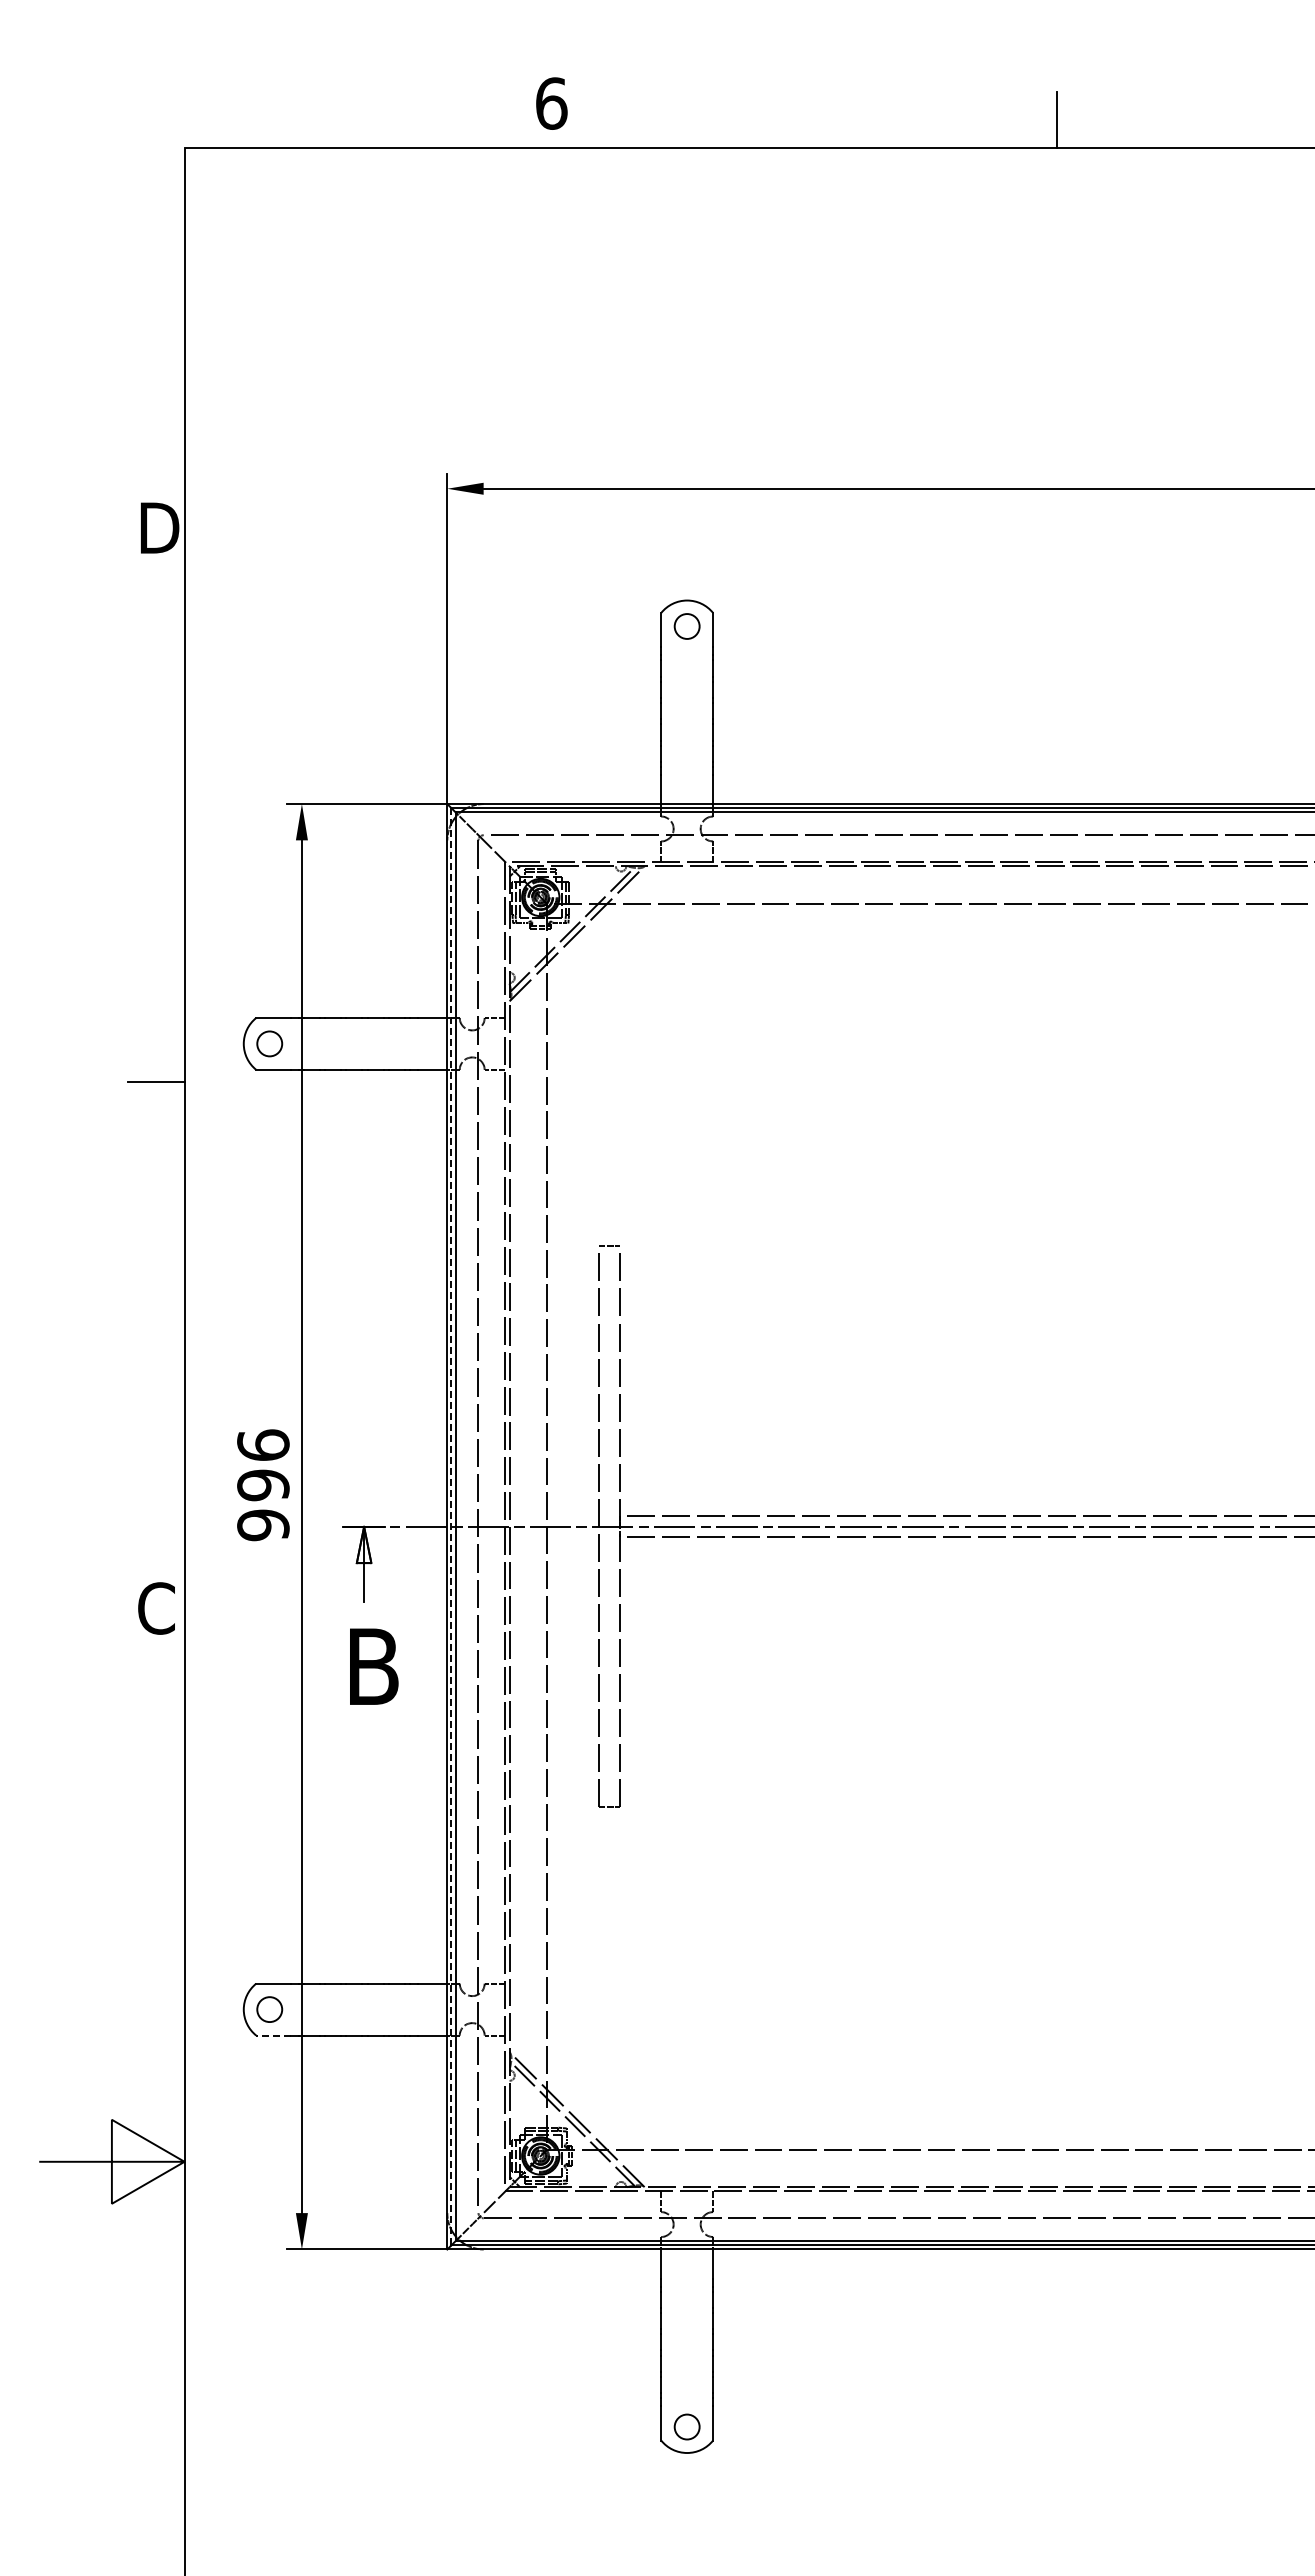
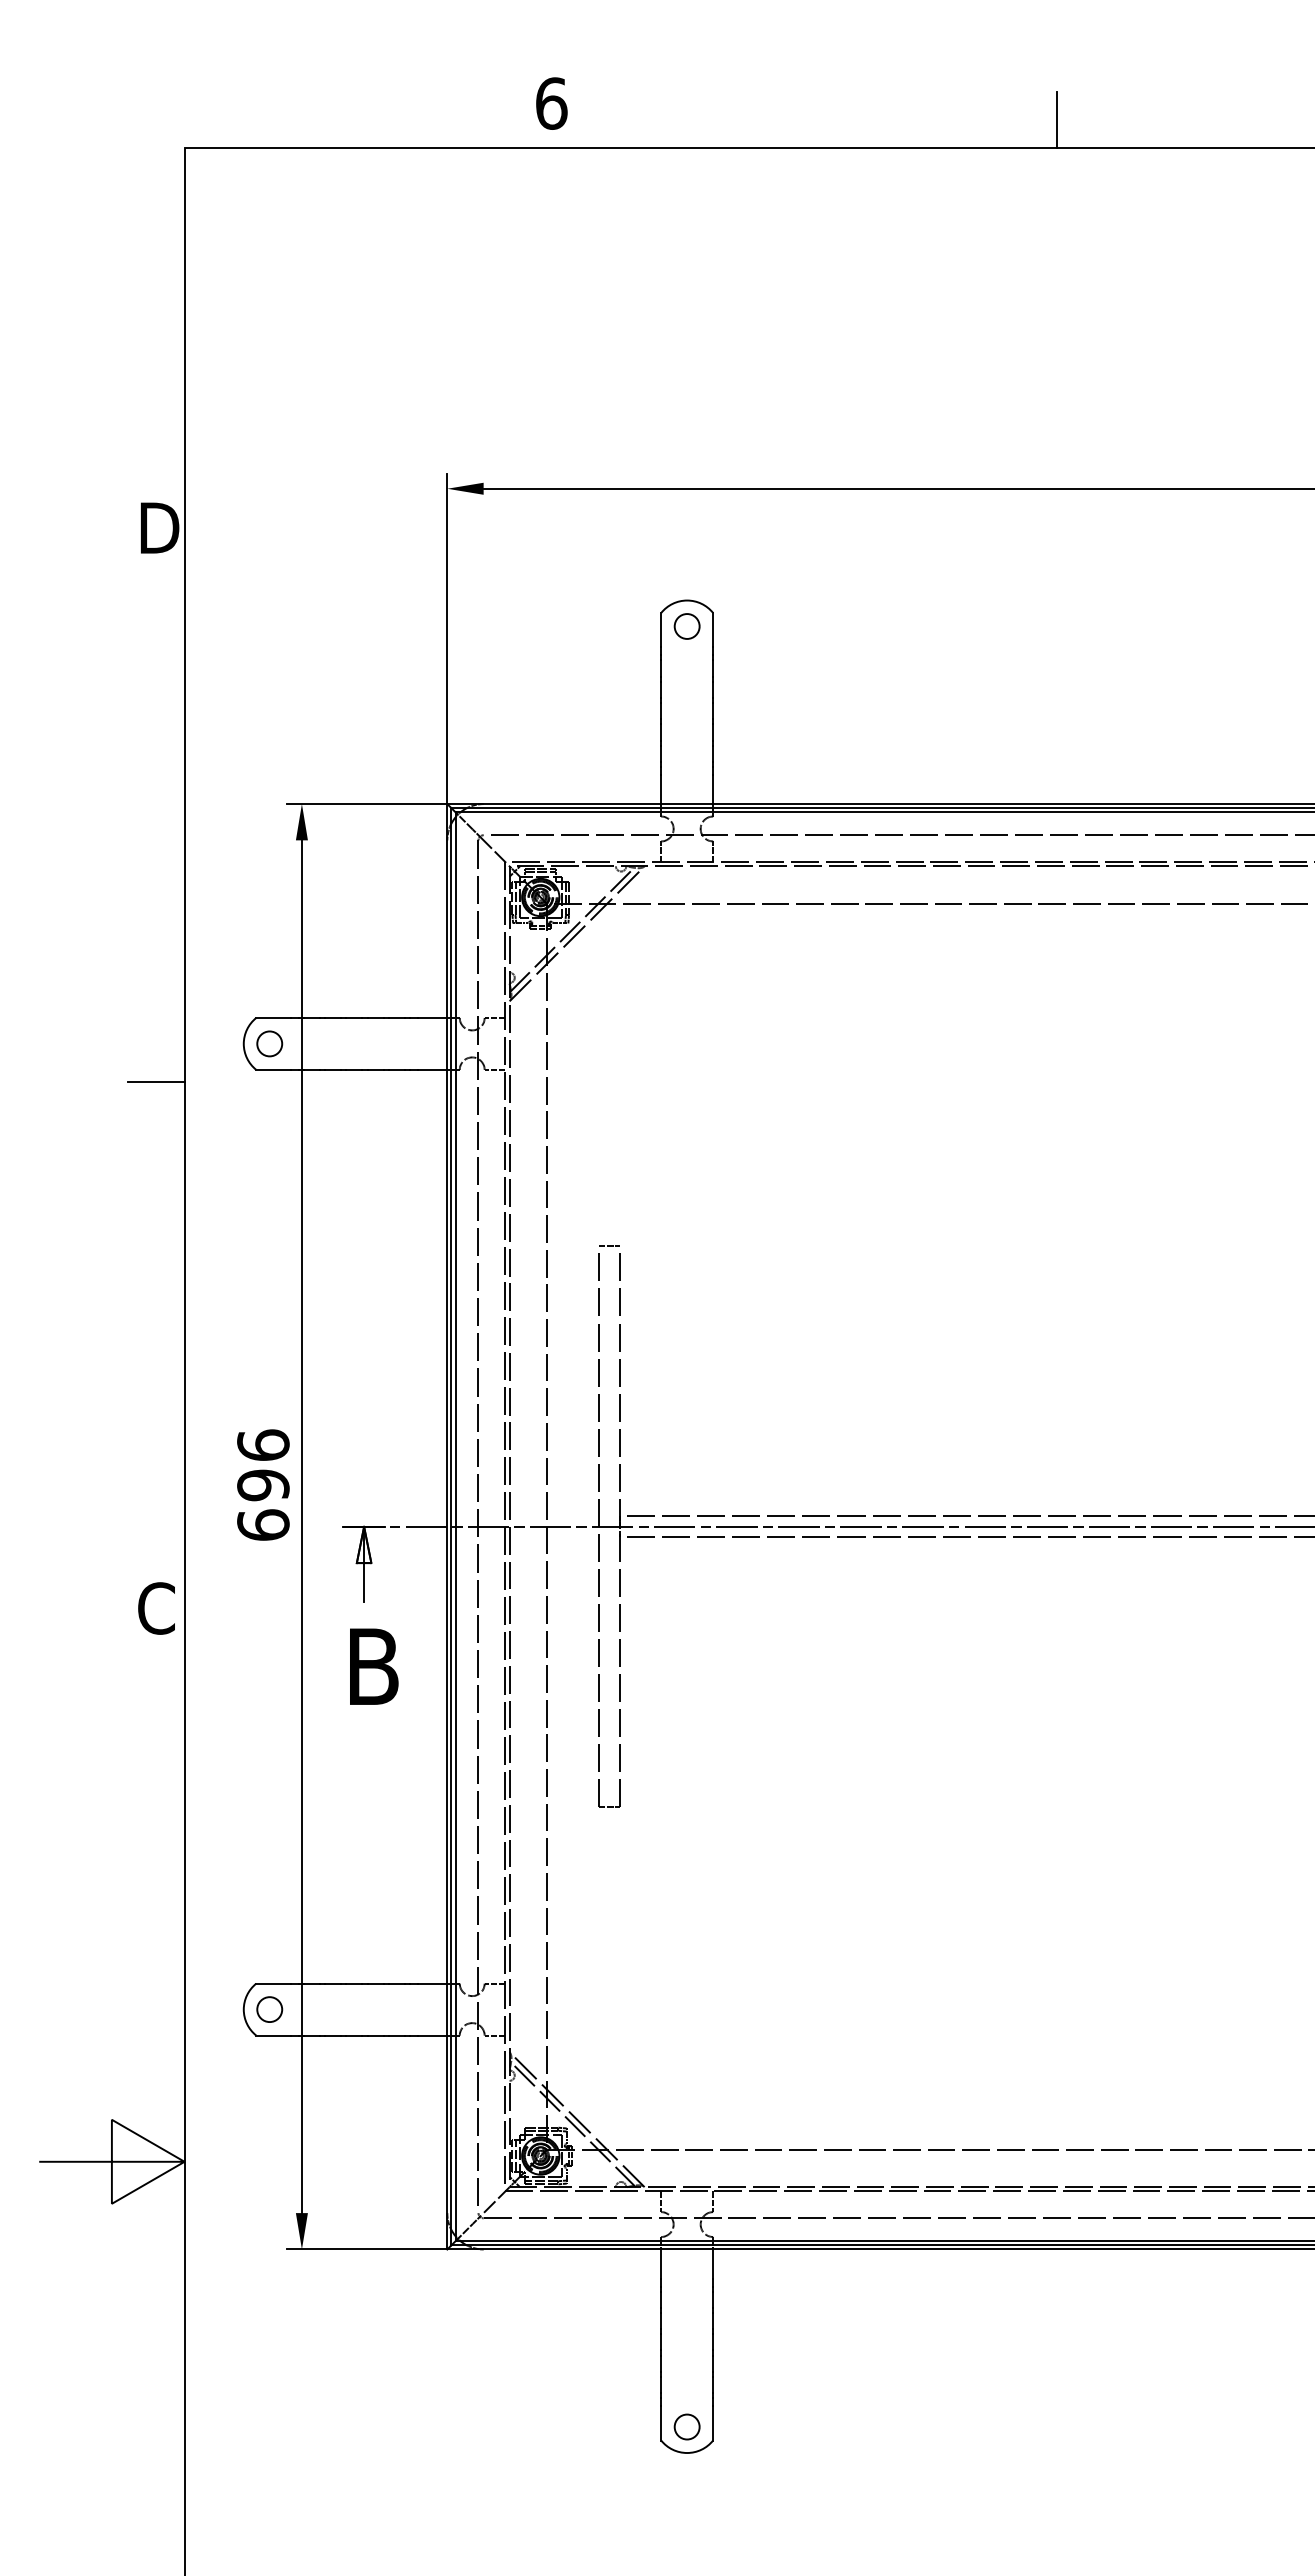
text: 996 -> 696 (263, 1525)
line: dashed -> solid (451, 1526)
line: dashed -> solid (272, 2035)
